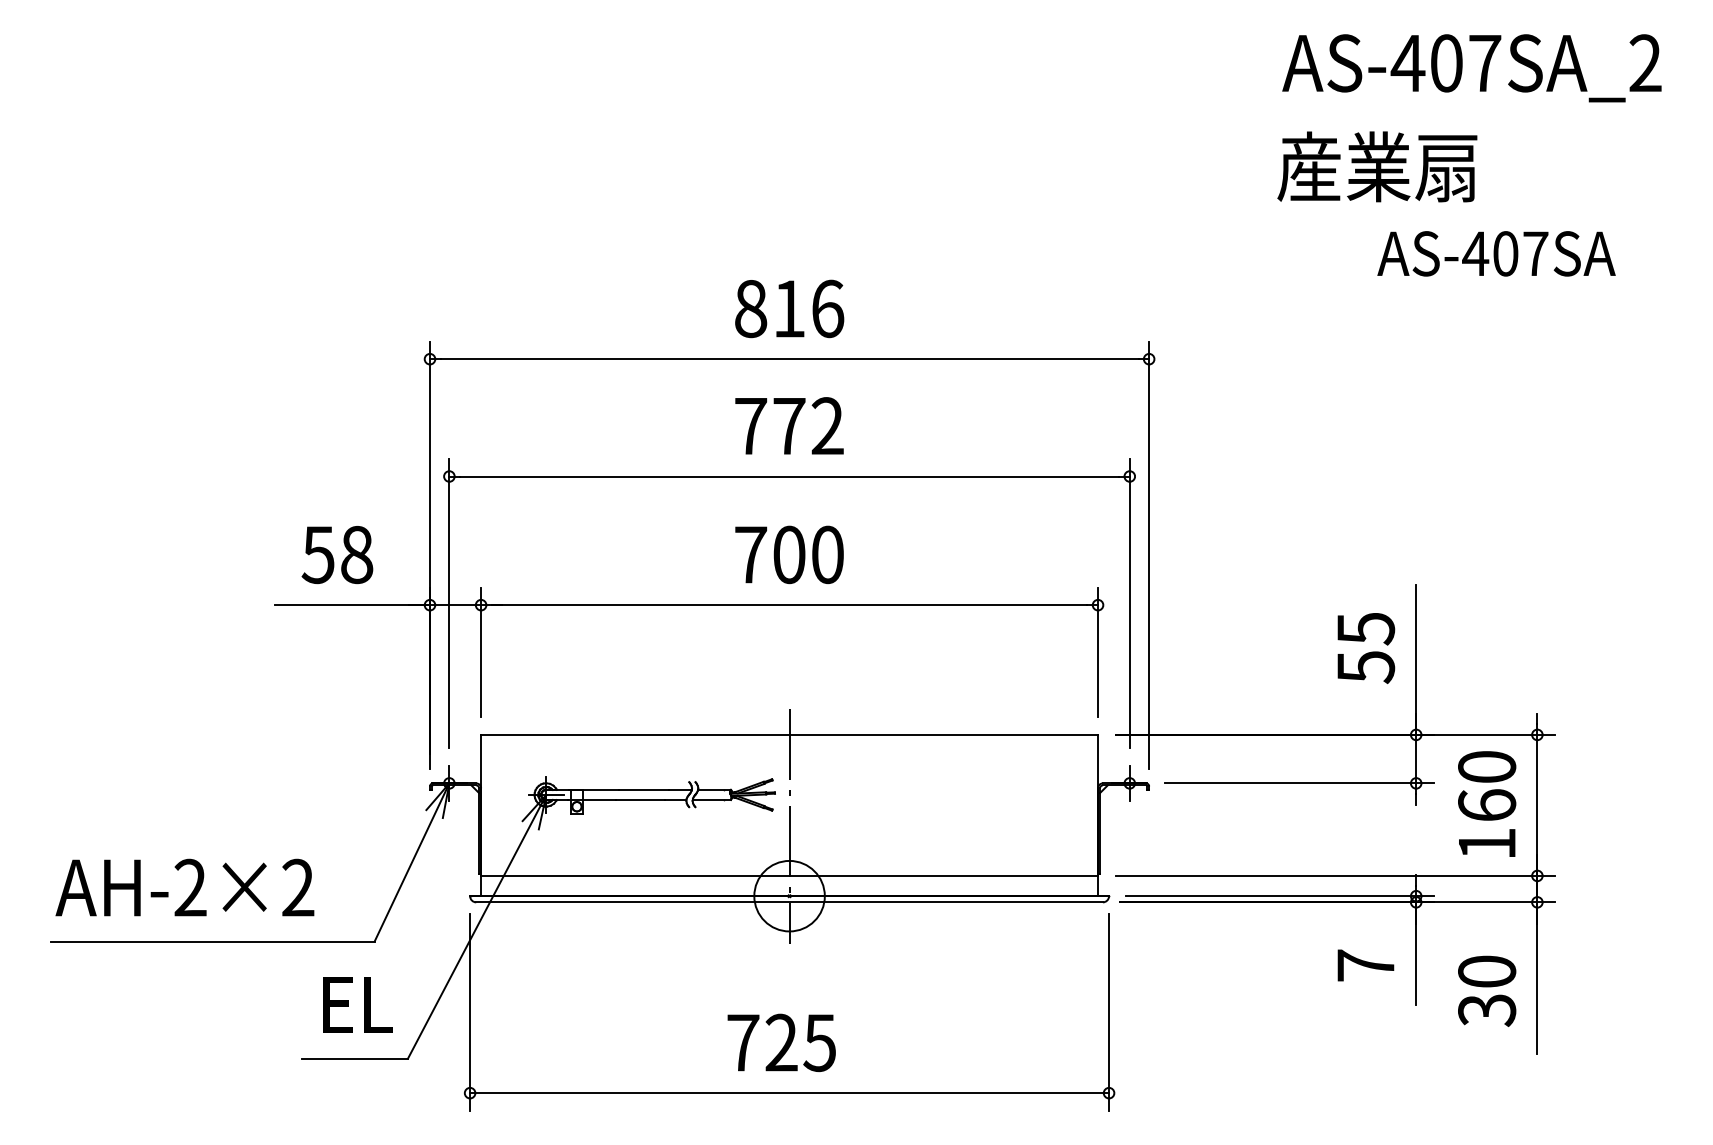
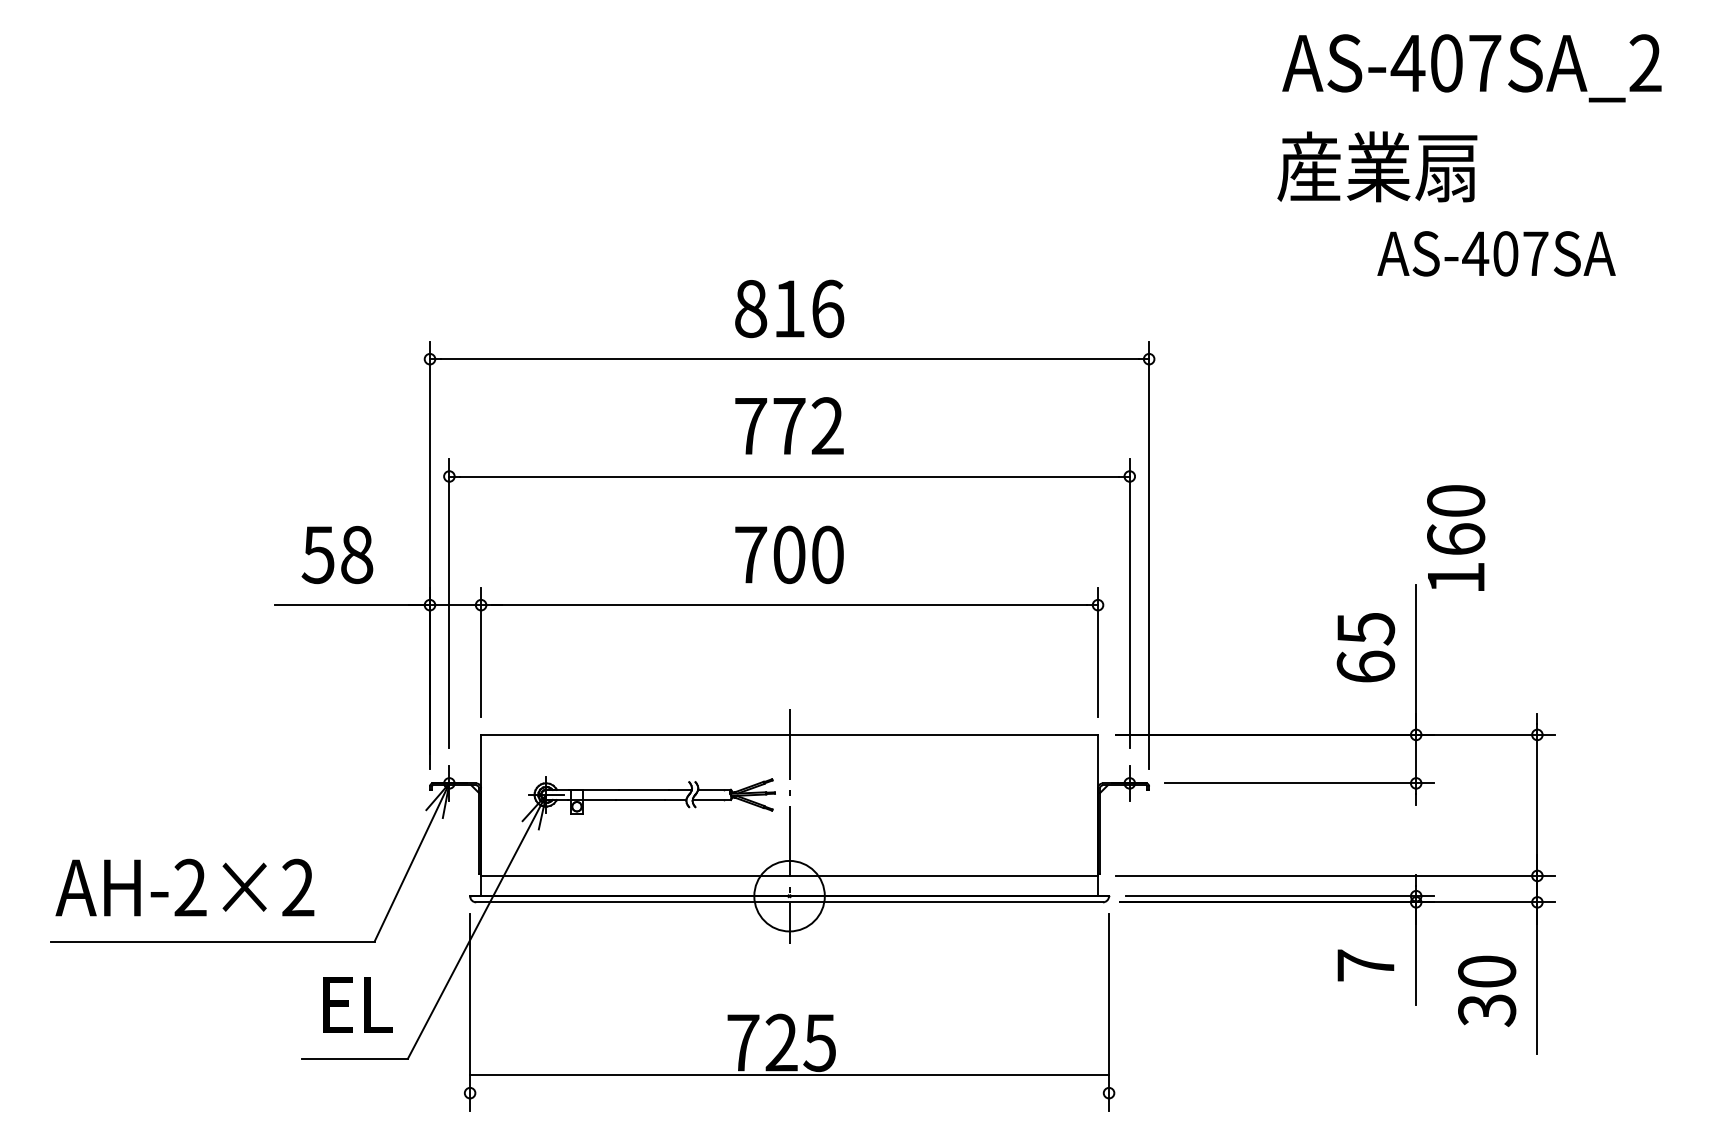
text: 55 -> 65 (1365, 667)
text position: (1487, 803) -> (1456, 537) (1456, 537)
line position: (789, 1093) -> (789, 1075) (789, 1075)
